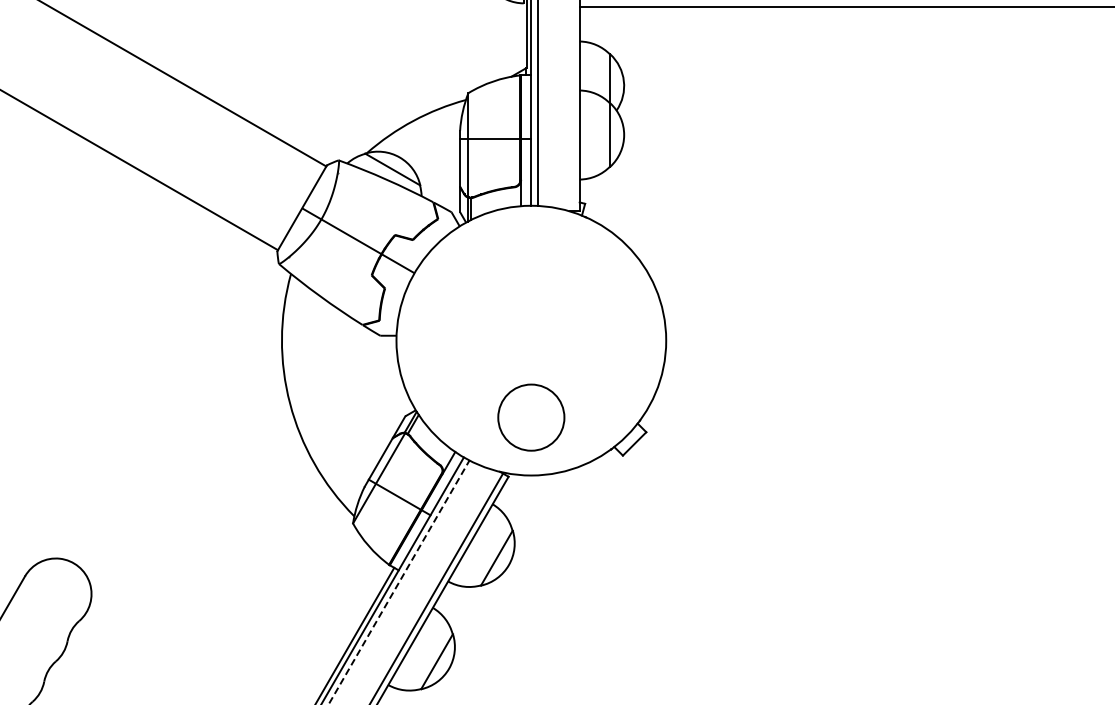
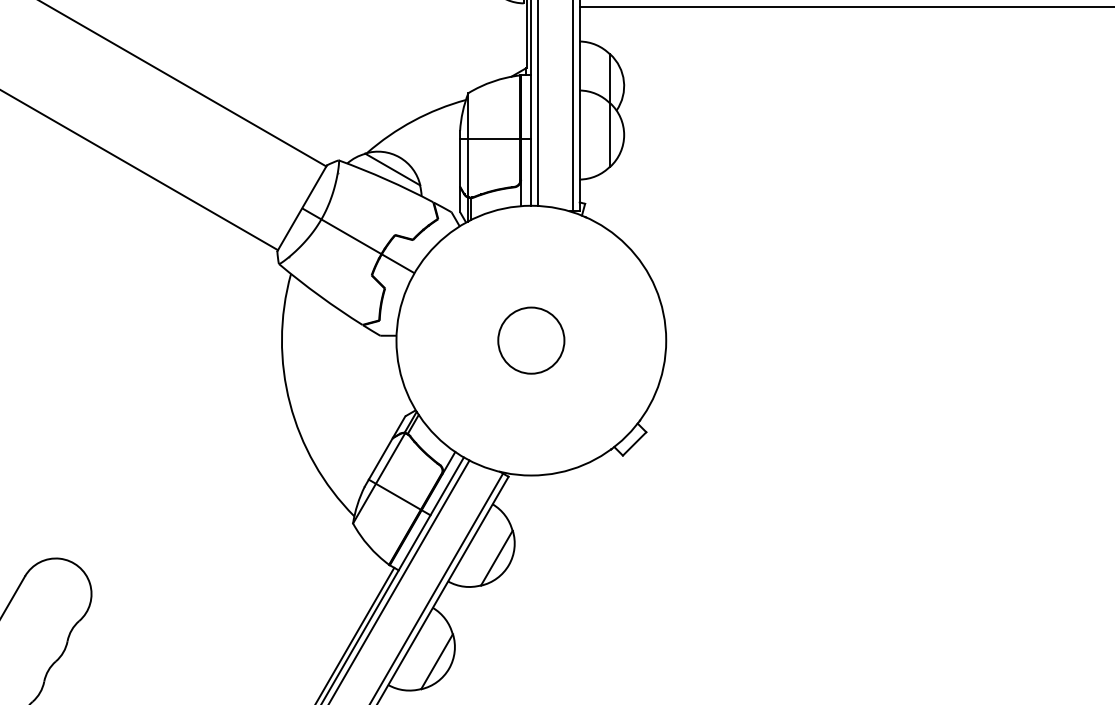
line: none -> present (573, 106)
circle position: (531, 417) -> (531, 340) (531, 340)
line: dashed -> solid (399, 582)
